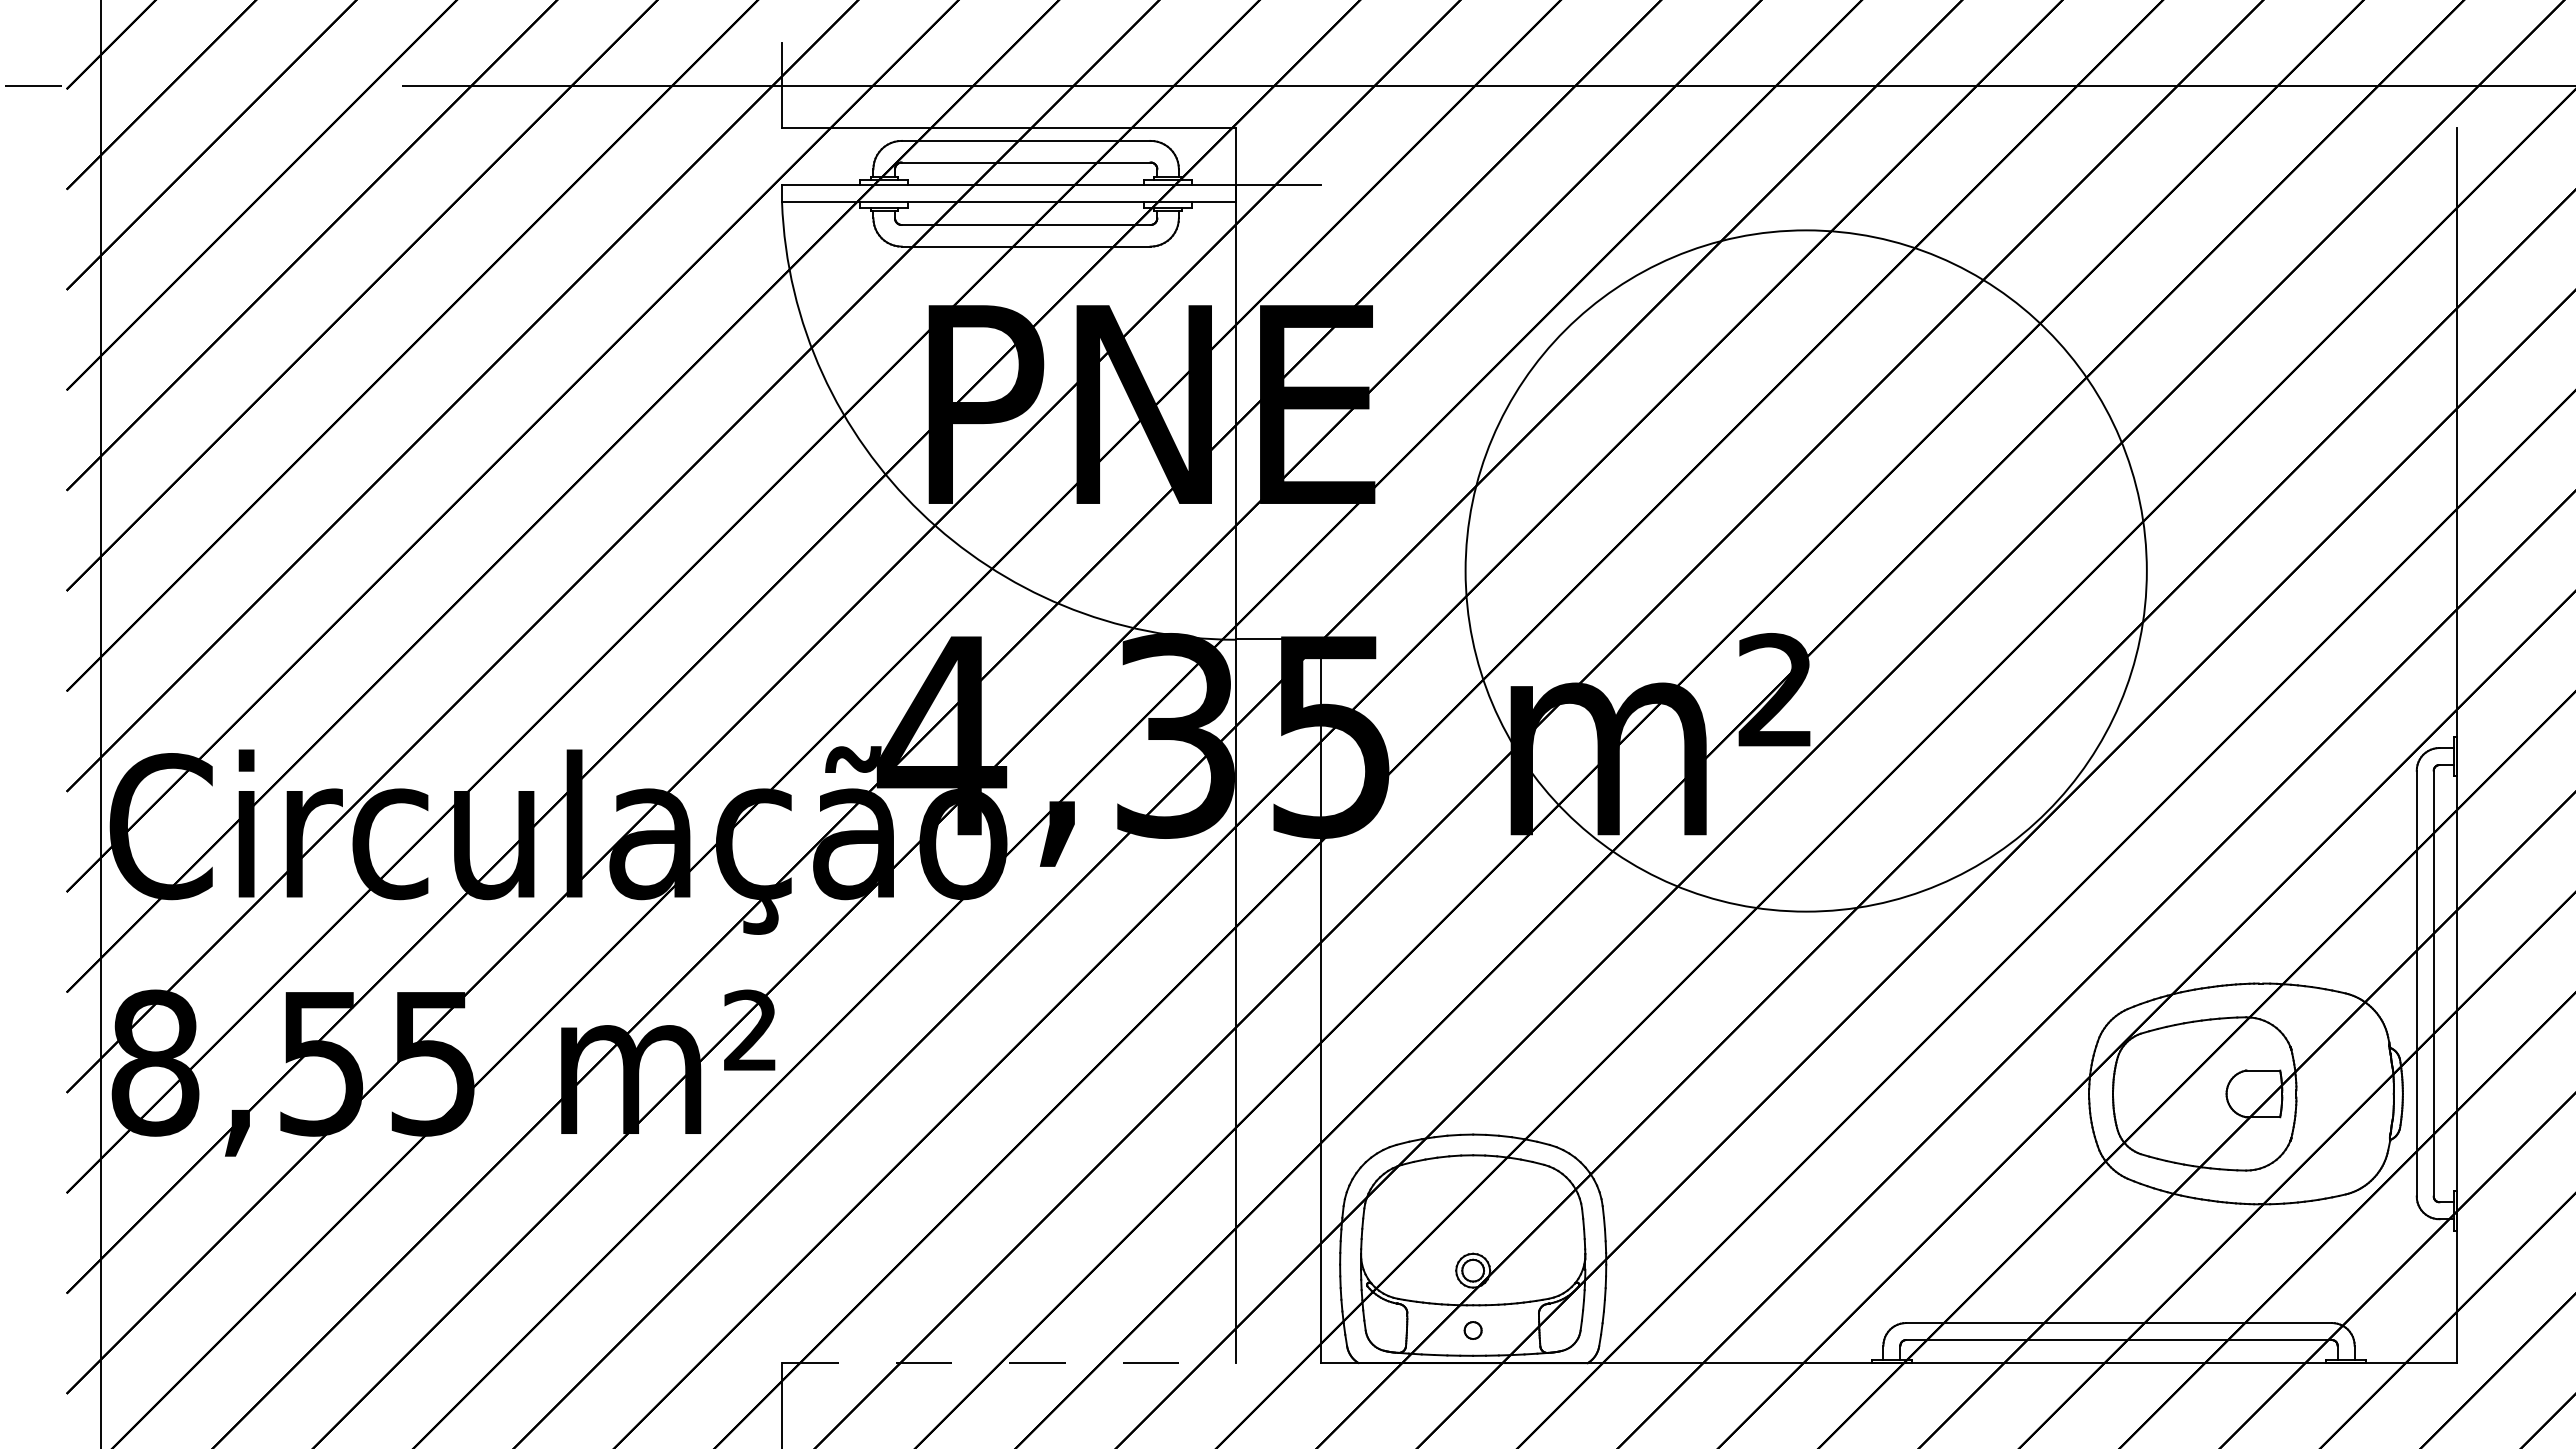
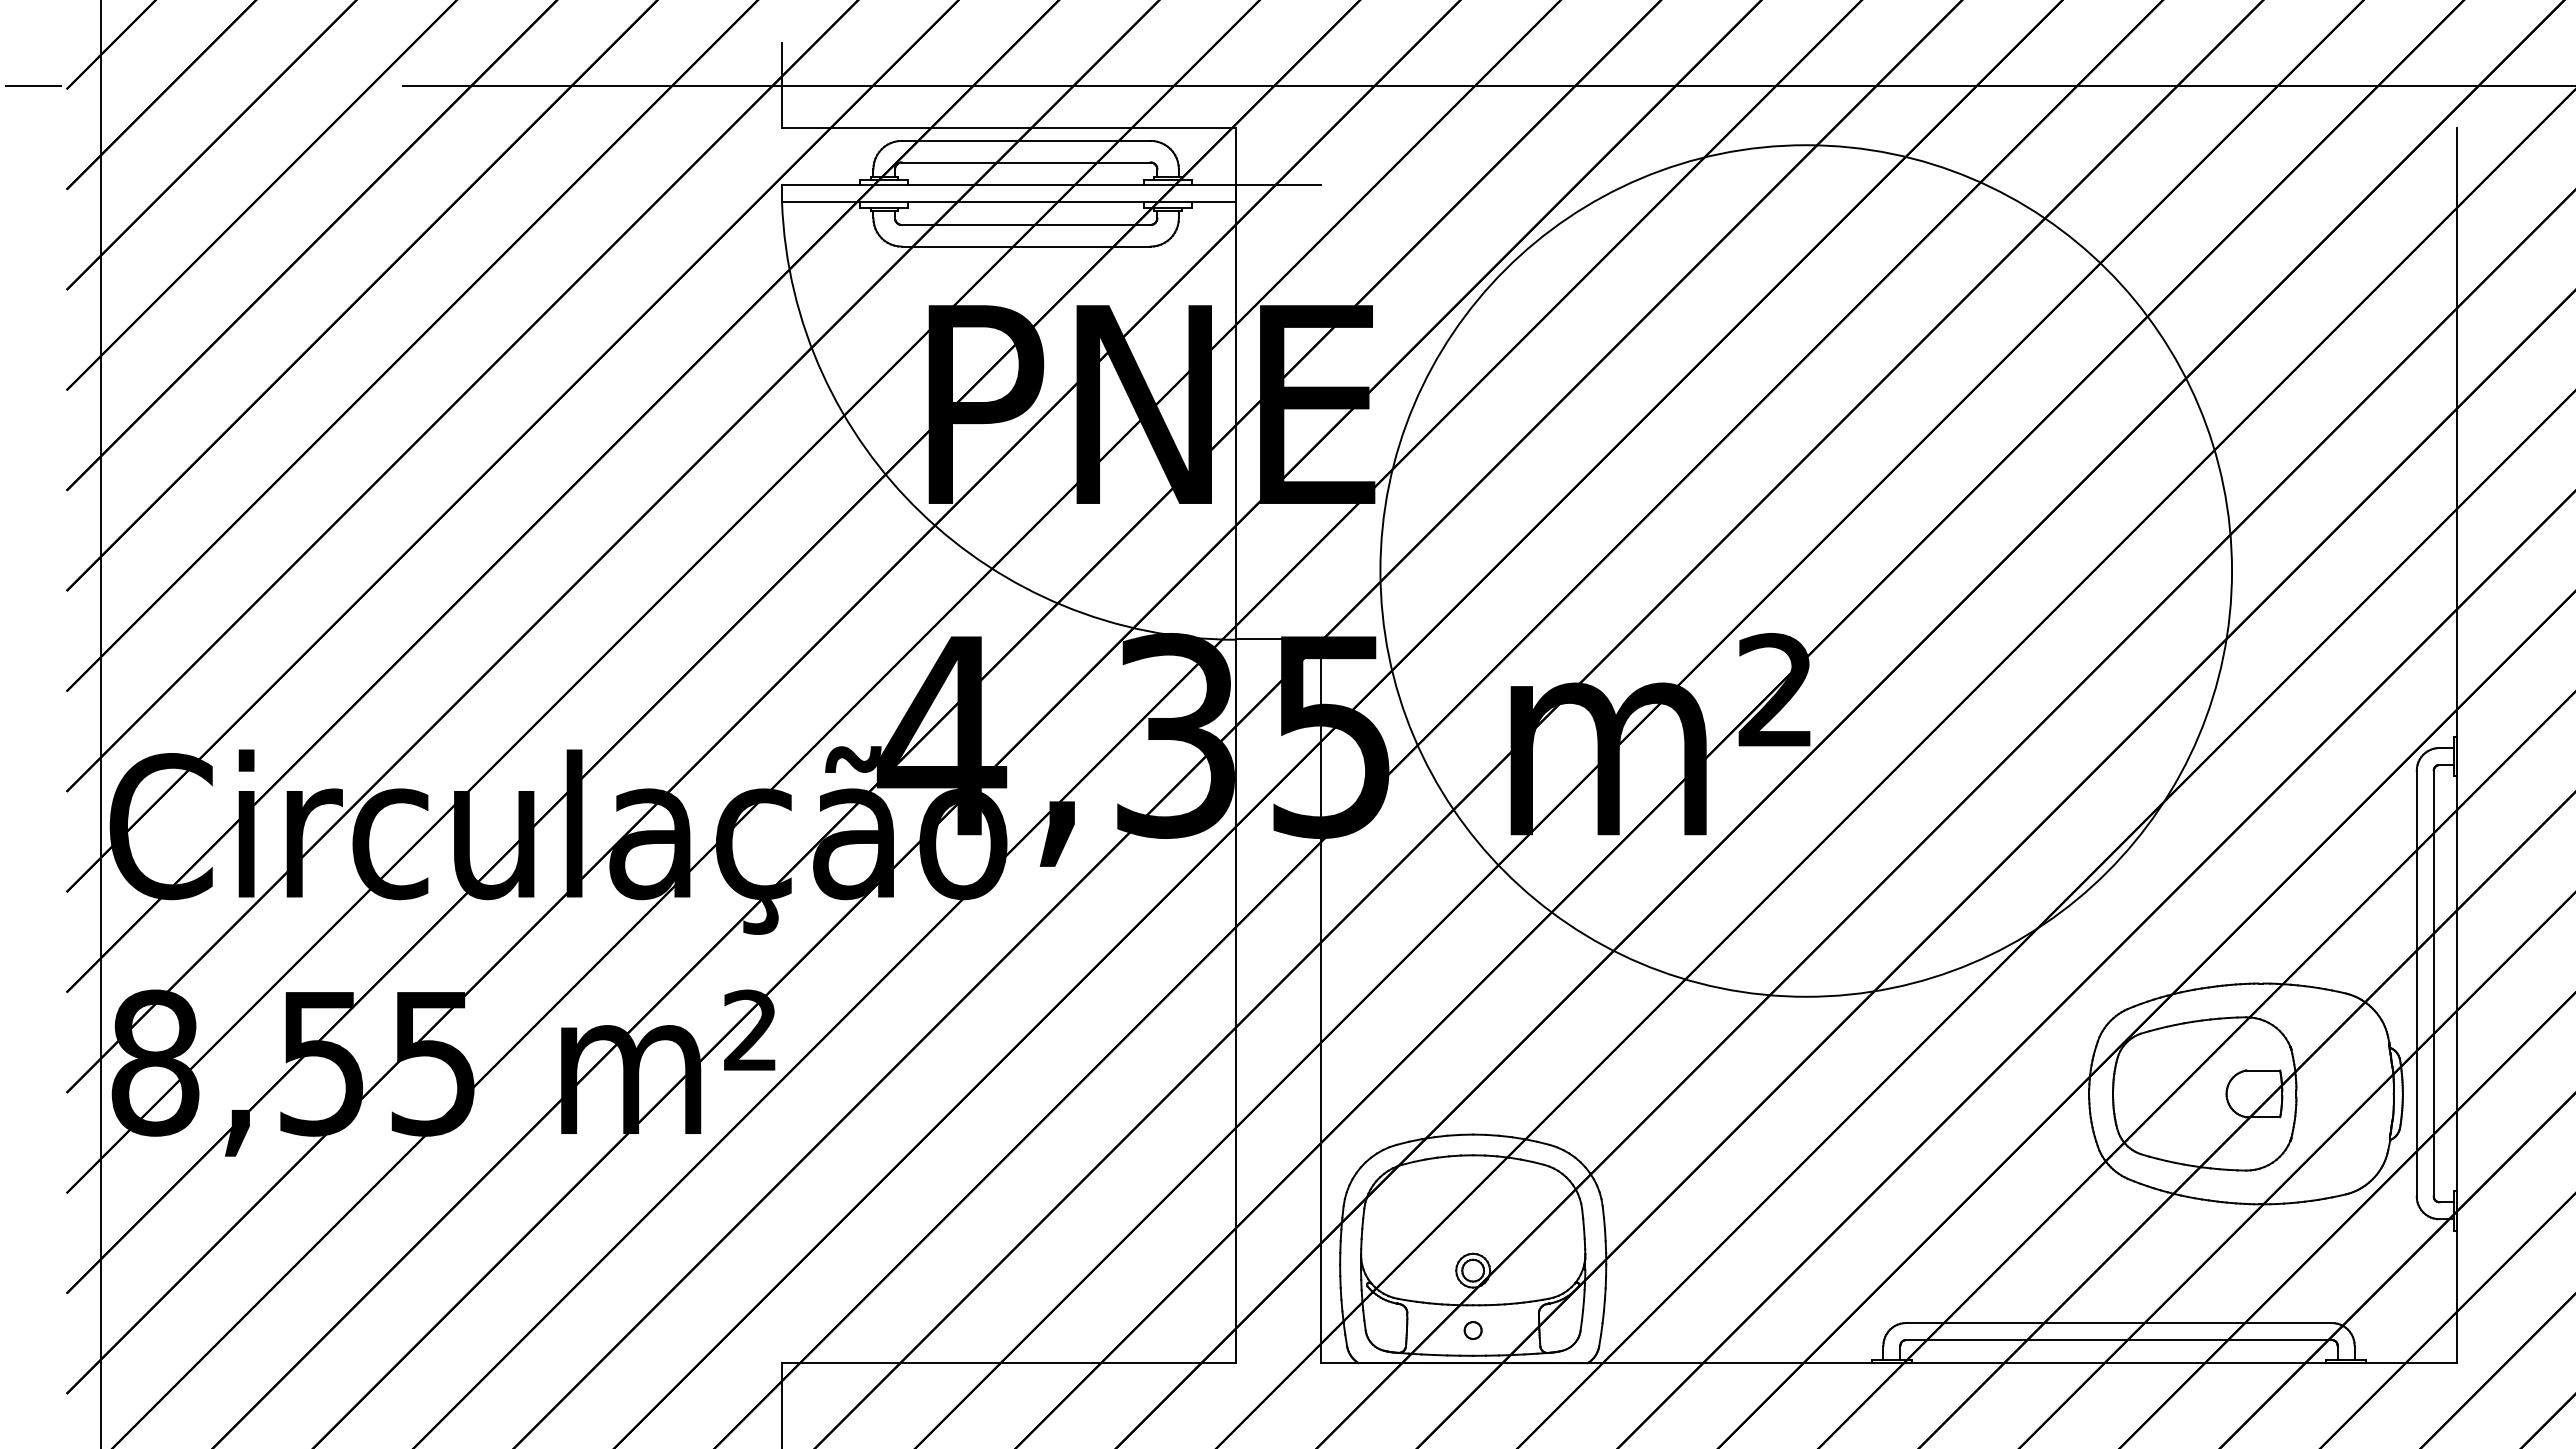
circle diameter: 681 px -> 852 px (1806, 570)
line: dashed -> solid (1009, 1363)
